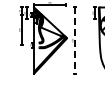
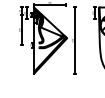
line: dashed -> solid (74, 41)
